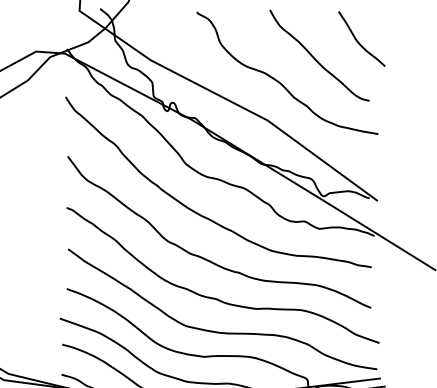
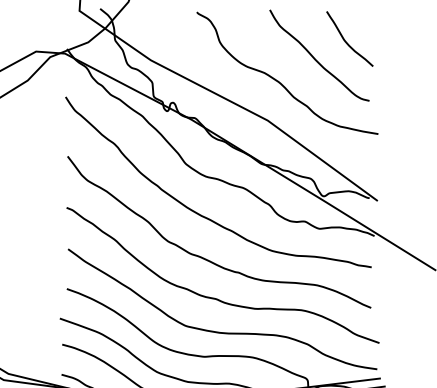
curve position: (358, 41) -> (346, 41) (346, 41)
